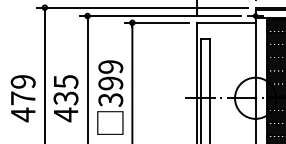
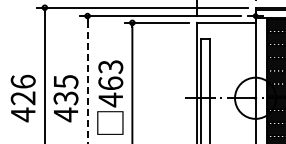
line: solid -> dashed (87, 82)
text: 399 -> 463 (110, 83)
text: 479 -> 426 (22, 89)
